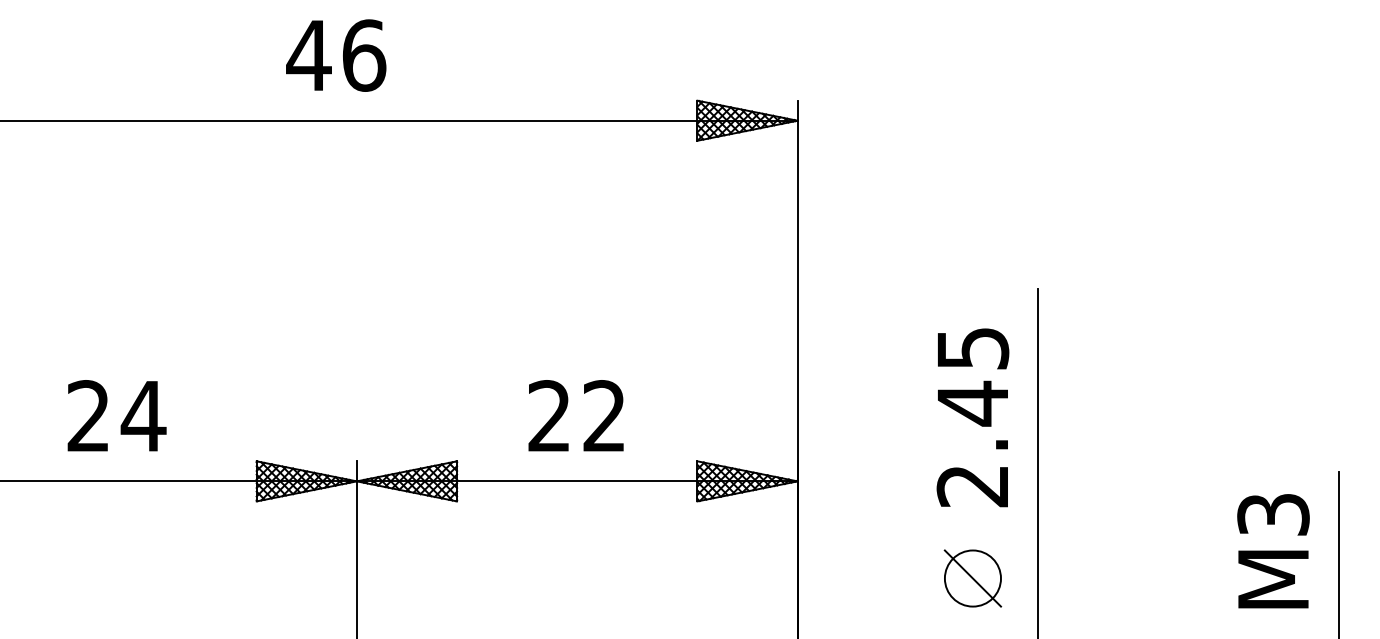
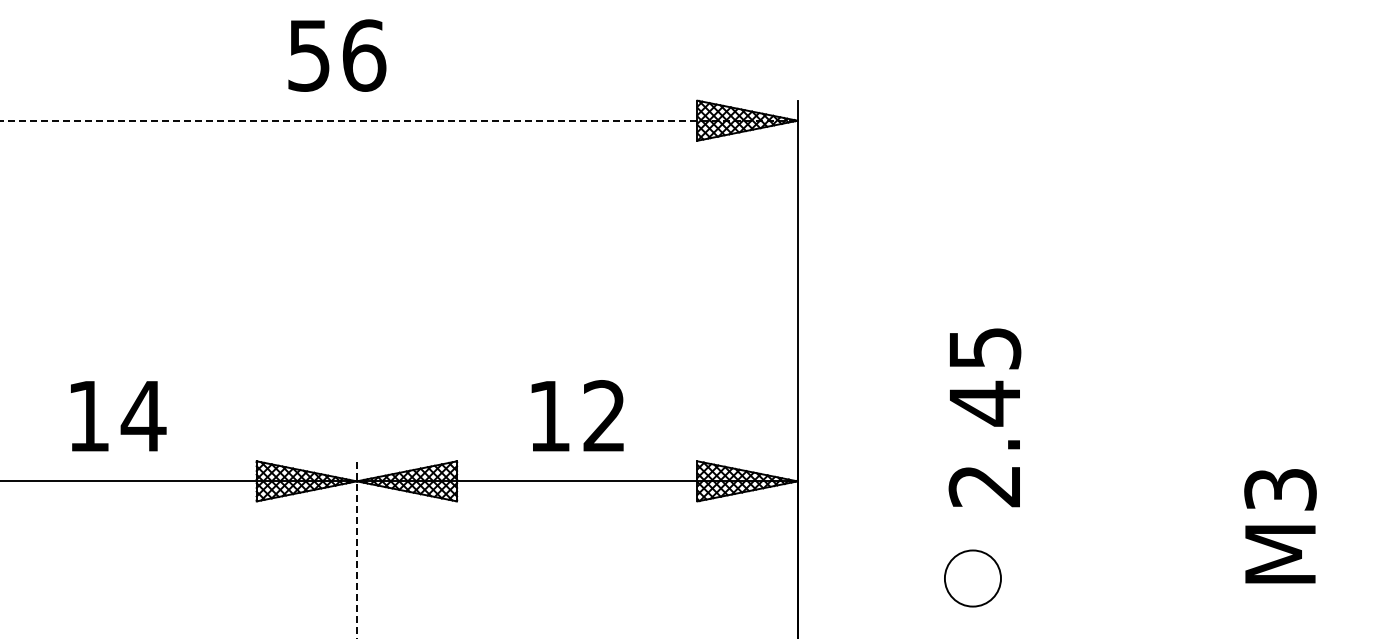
text: 46 -> 56 (308, 55)
line: solid -> dashed (399, 120)
text: 24 -> 14 (87, 415)
text: 22 -> 12 (548, 415)
text position: (972, 417) -> (984, 417) (984, 417)
line: present -> none (1038, 461)
line: solid -> dashed (356, 550)
text position: (1273, 551) -> (1280, 526) (1280, 526)
line: present -> none (1338, 553)
line: present -> none (972, 578)
